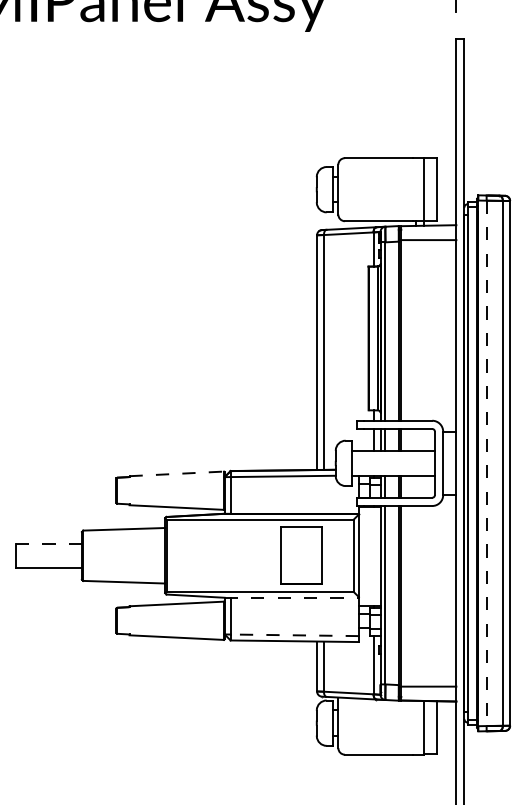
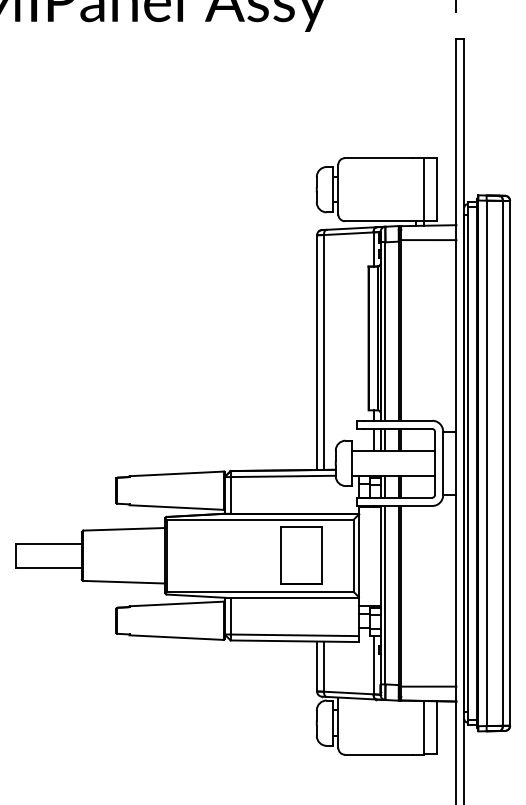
line: dashed -> solid (486, 463)
line: dashed -> solid (177, 473)
line: dashed -> solid (48, 543)
line: dashed -> solid (292, 597)
line: dashed -> solid (294, 635)
